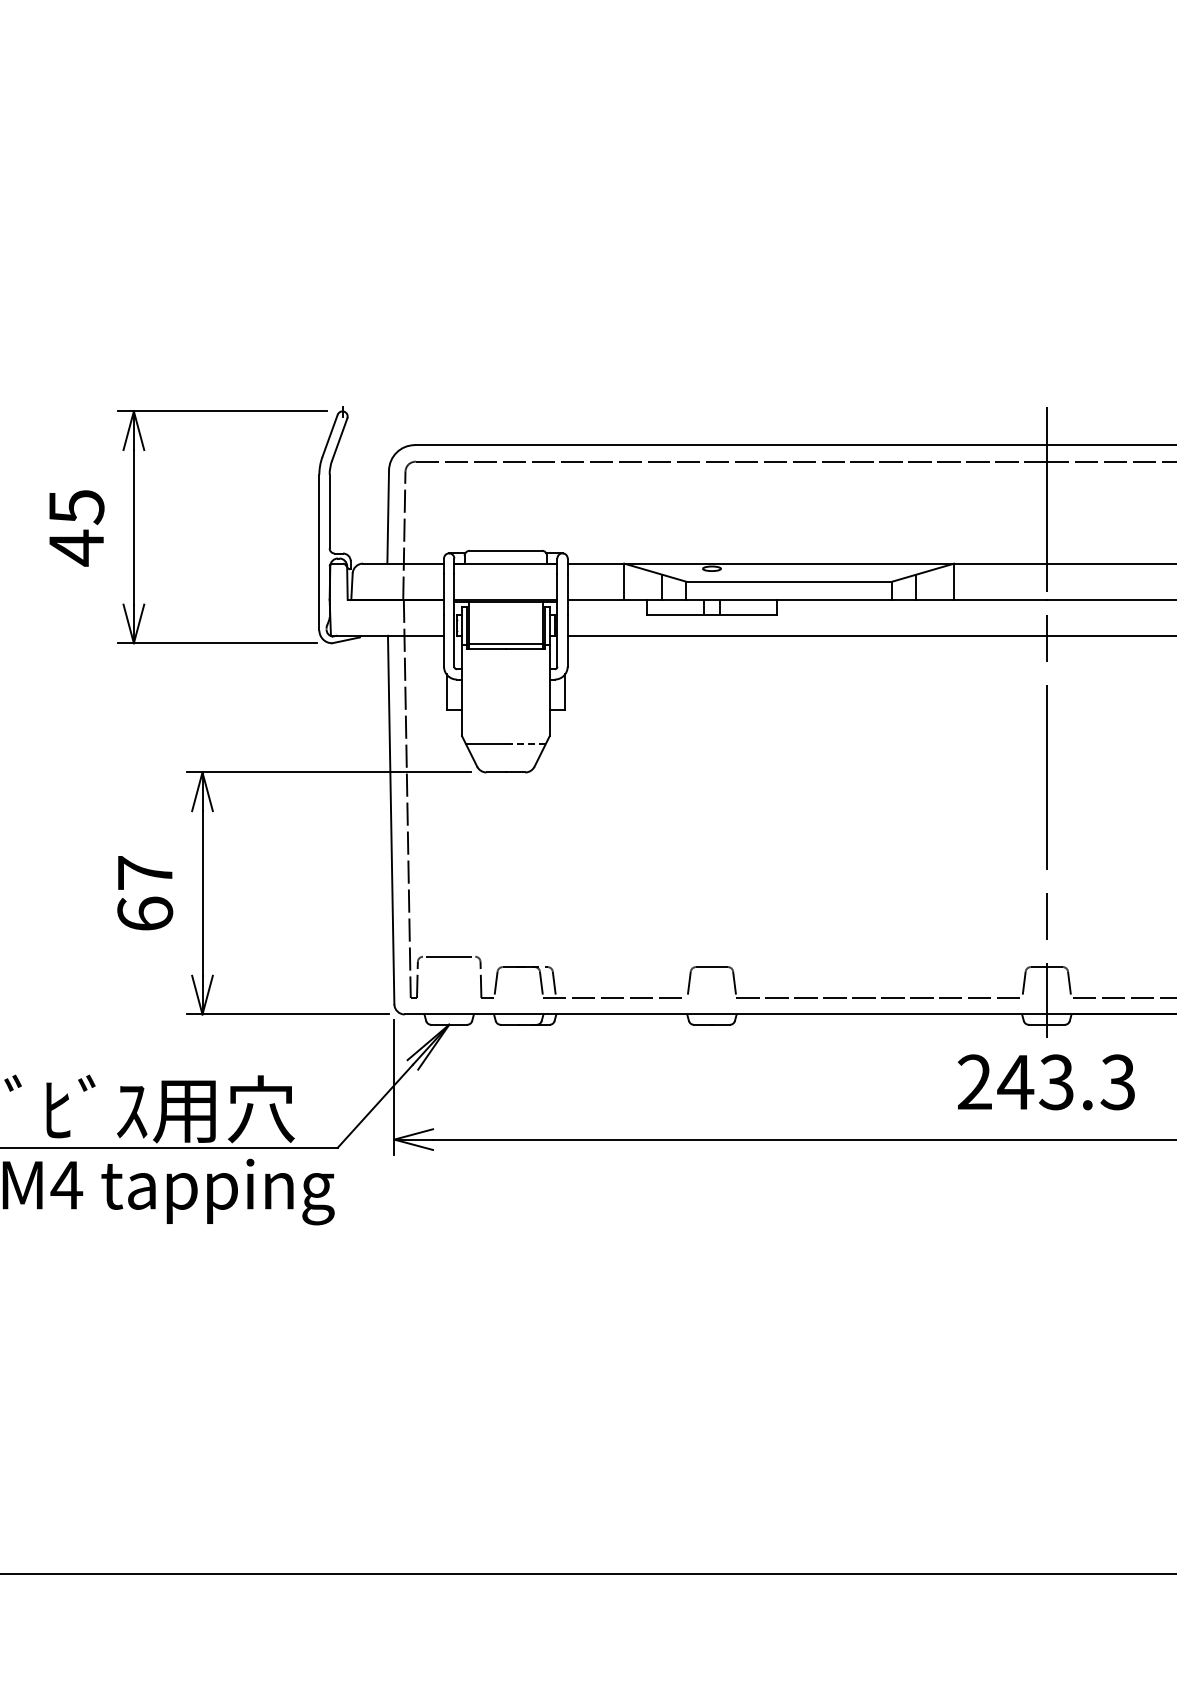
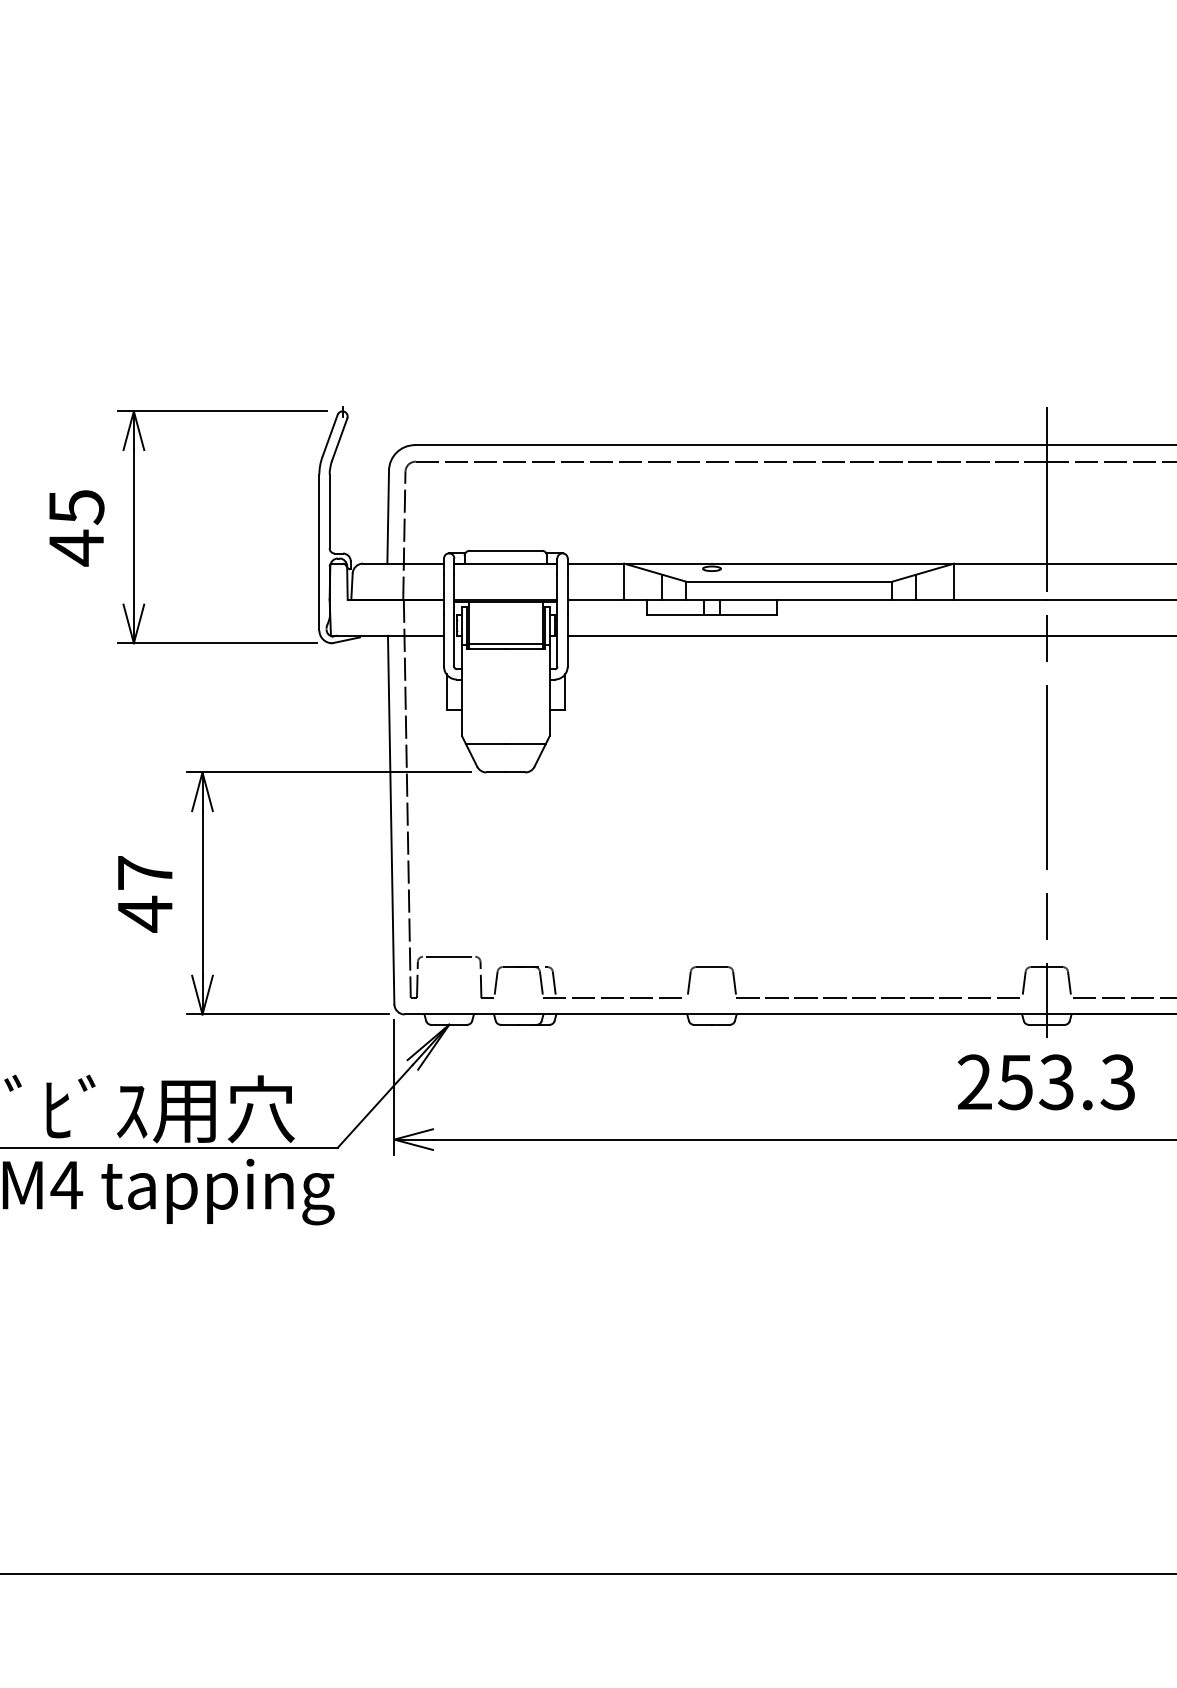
line: dashed -> solid (525, 743)
text: 67 -> 47 (145, 913)
text: 243.3 -> 253.3 (1015, 1082)
